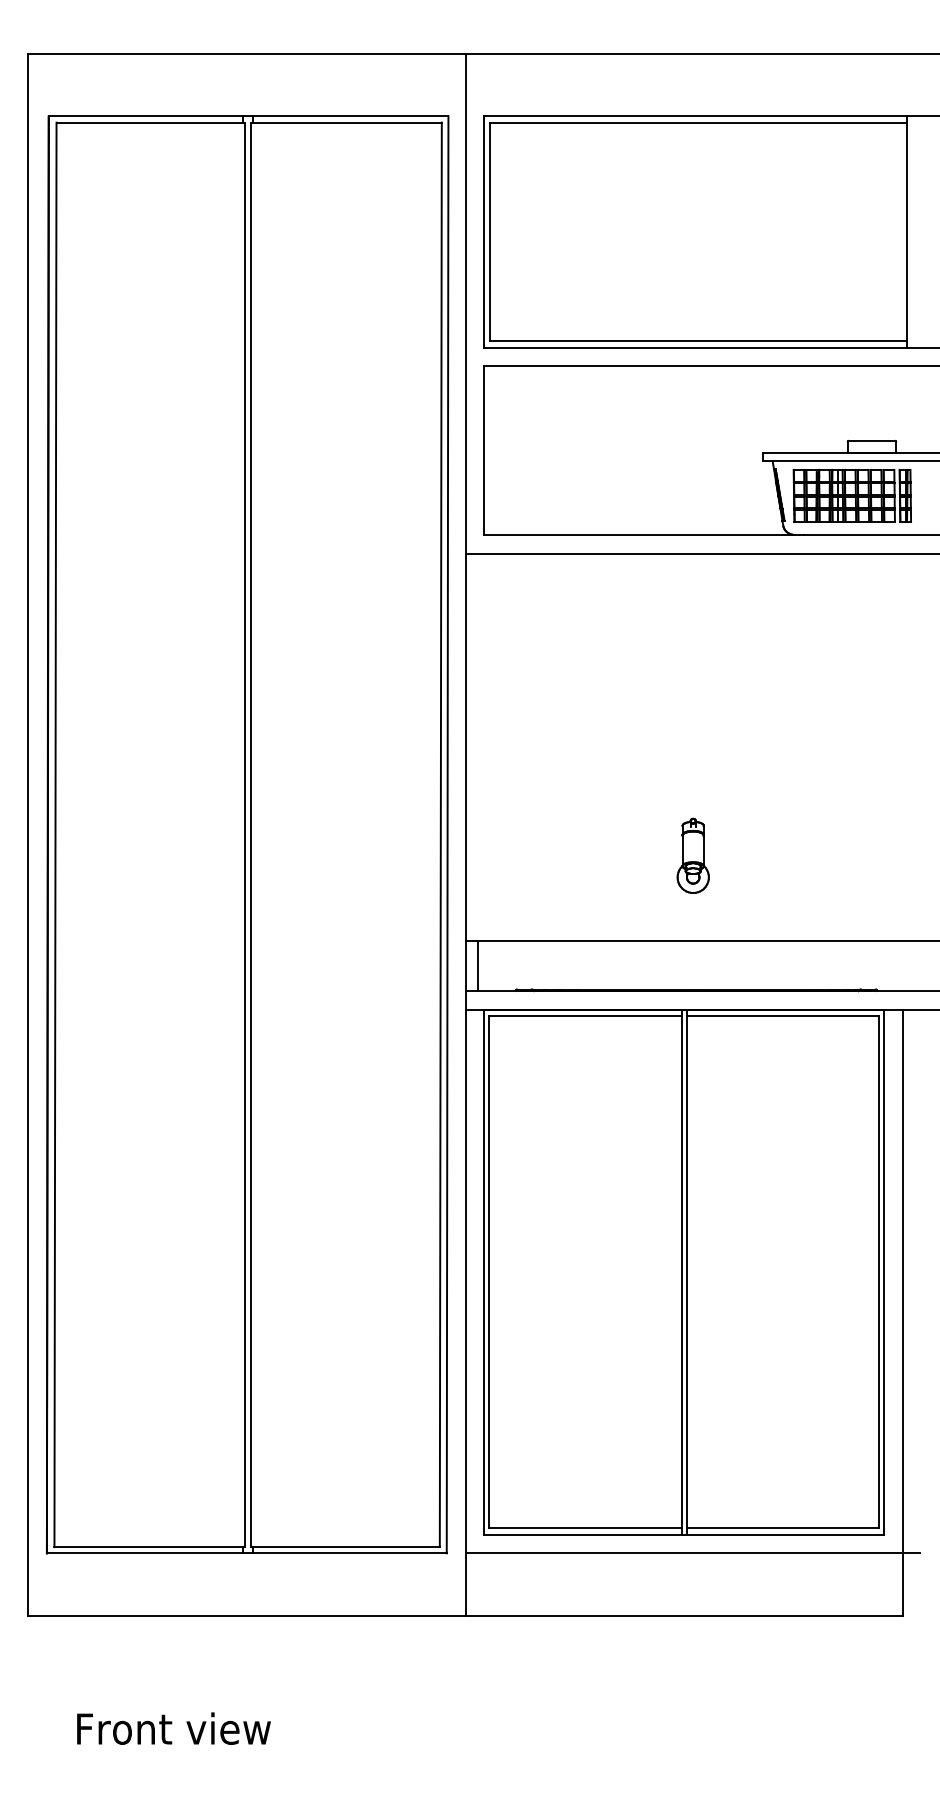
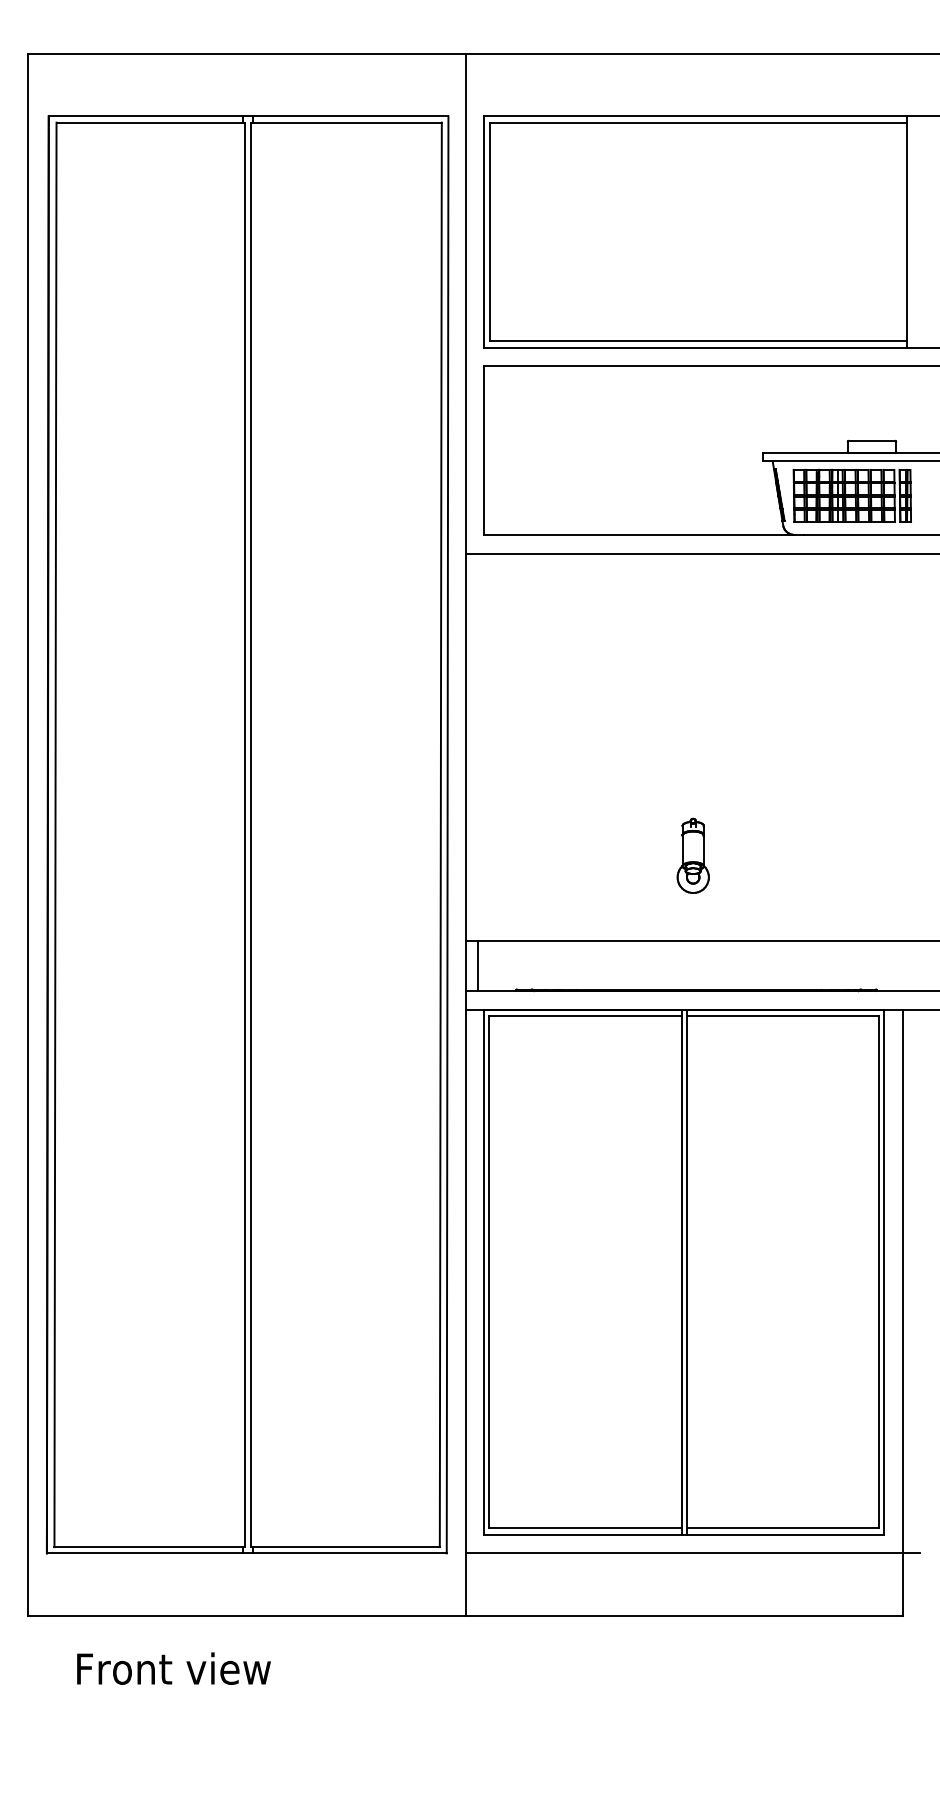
text position: (173, 1728) -> (173, 1668) (173, 1668)
